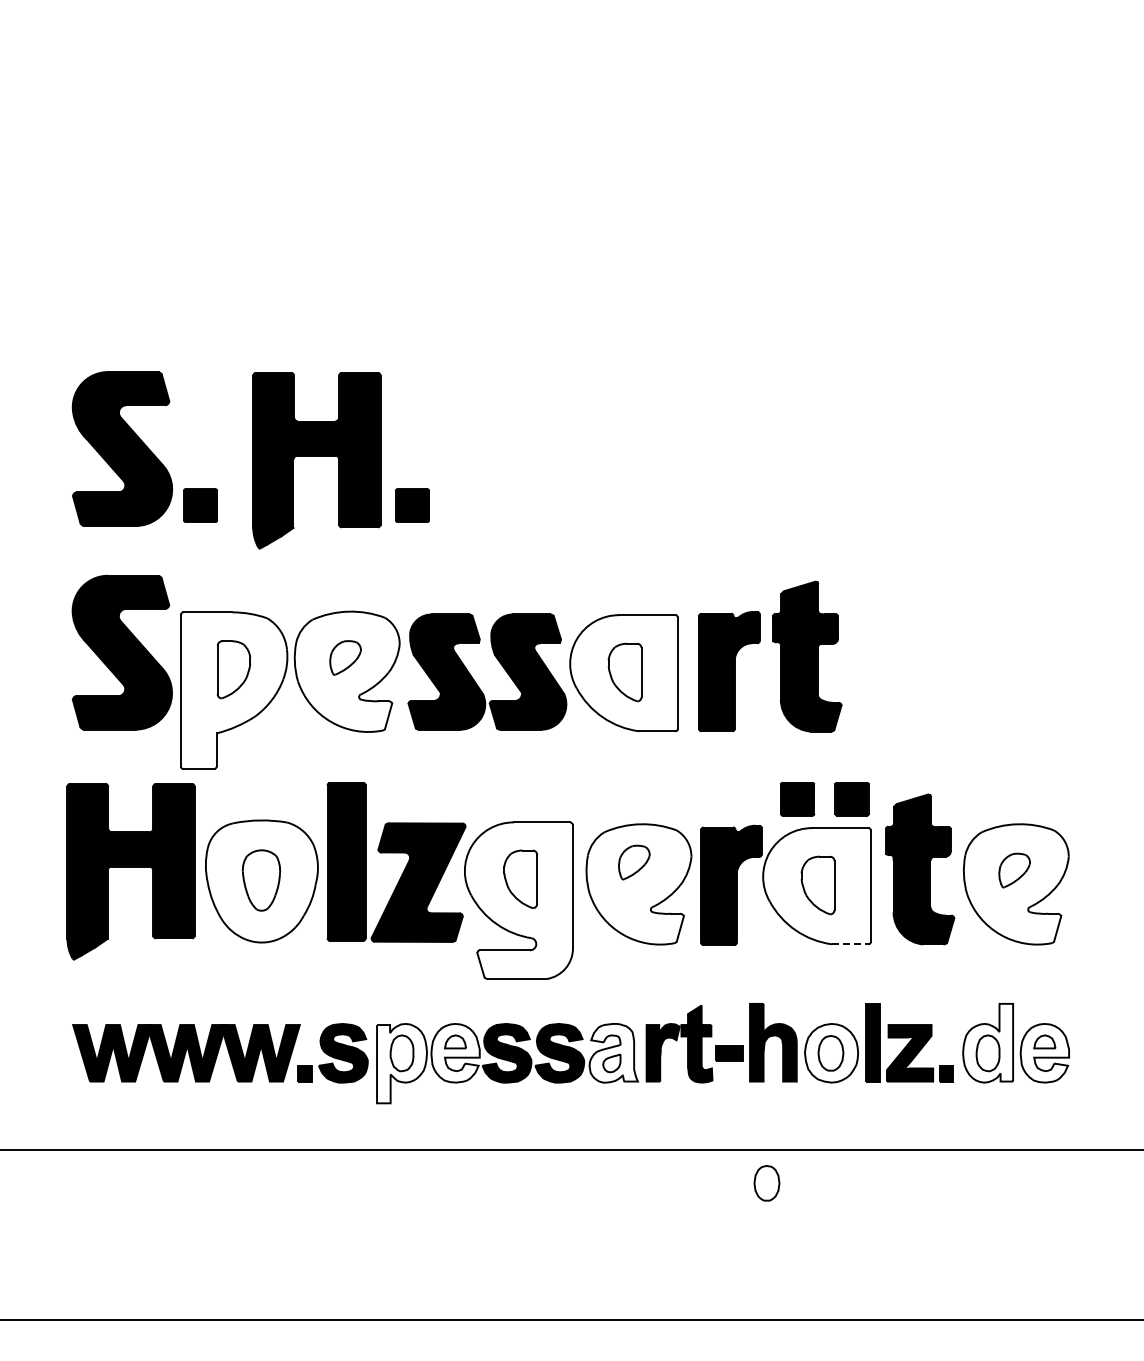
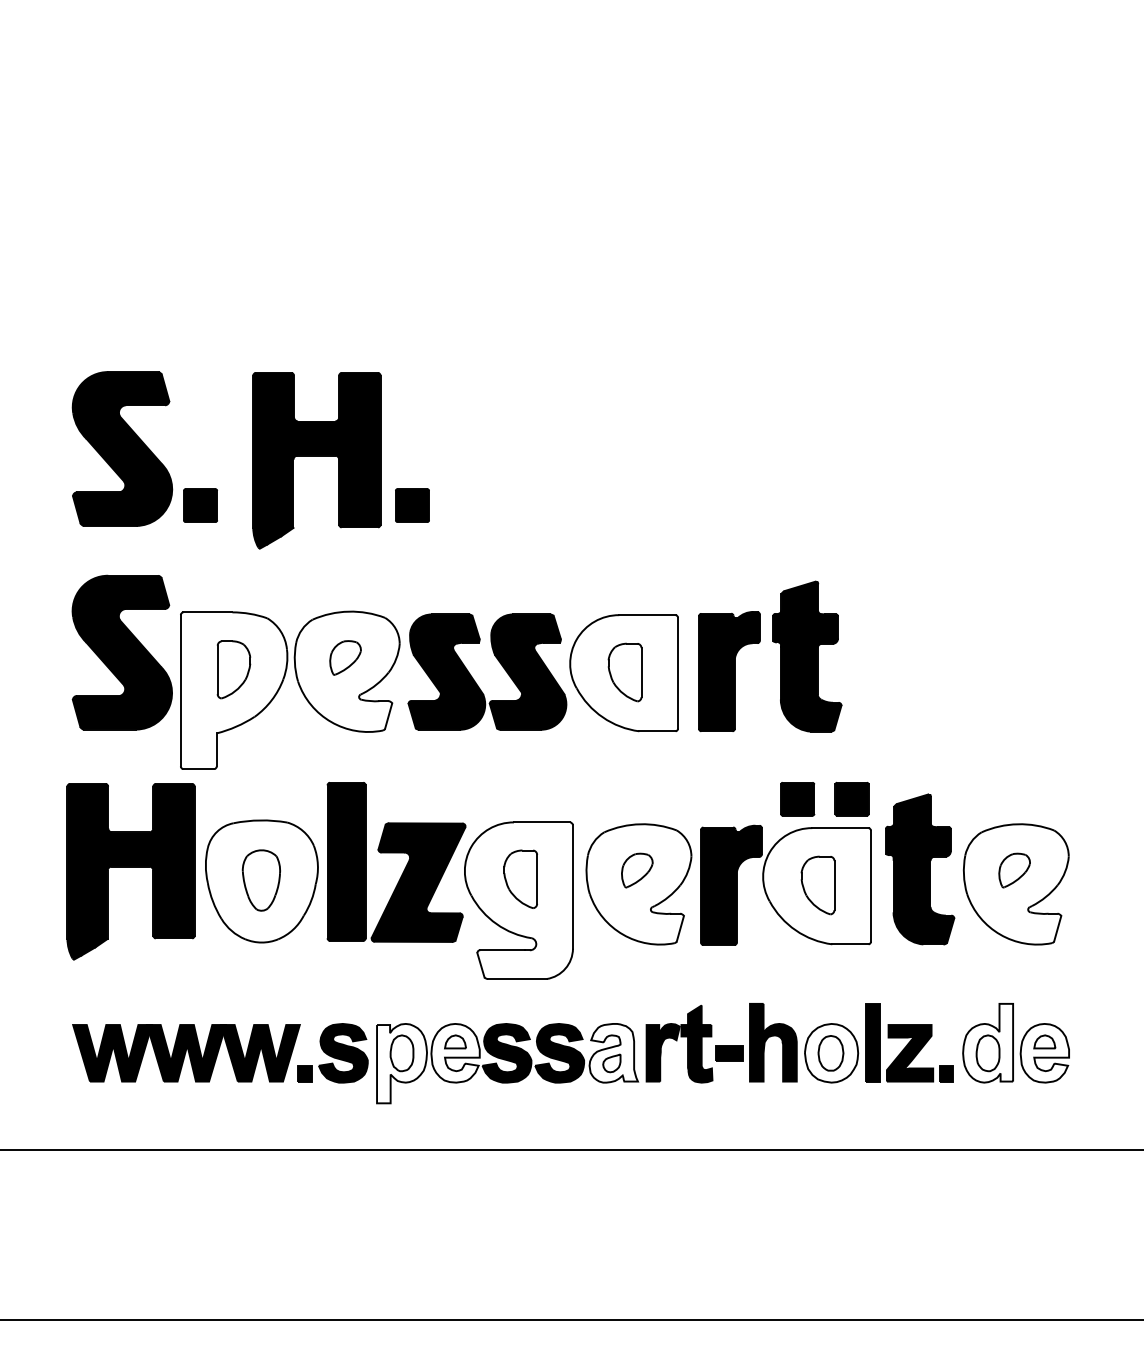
part position: (634, 862) -> (637, 870) (637, 870)
line: dashed -> solid (850, 944)
part: present -> none (766, 1183)
